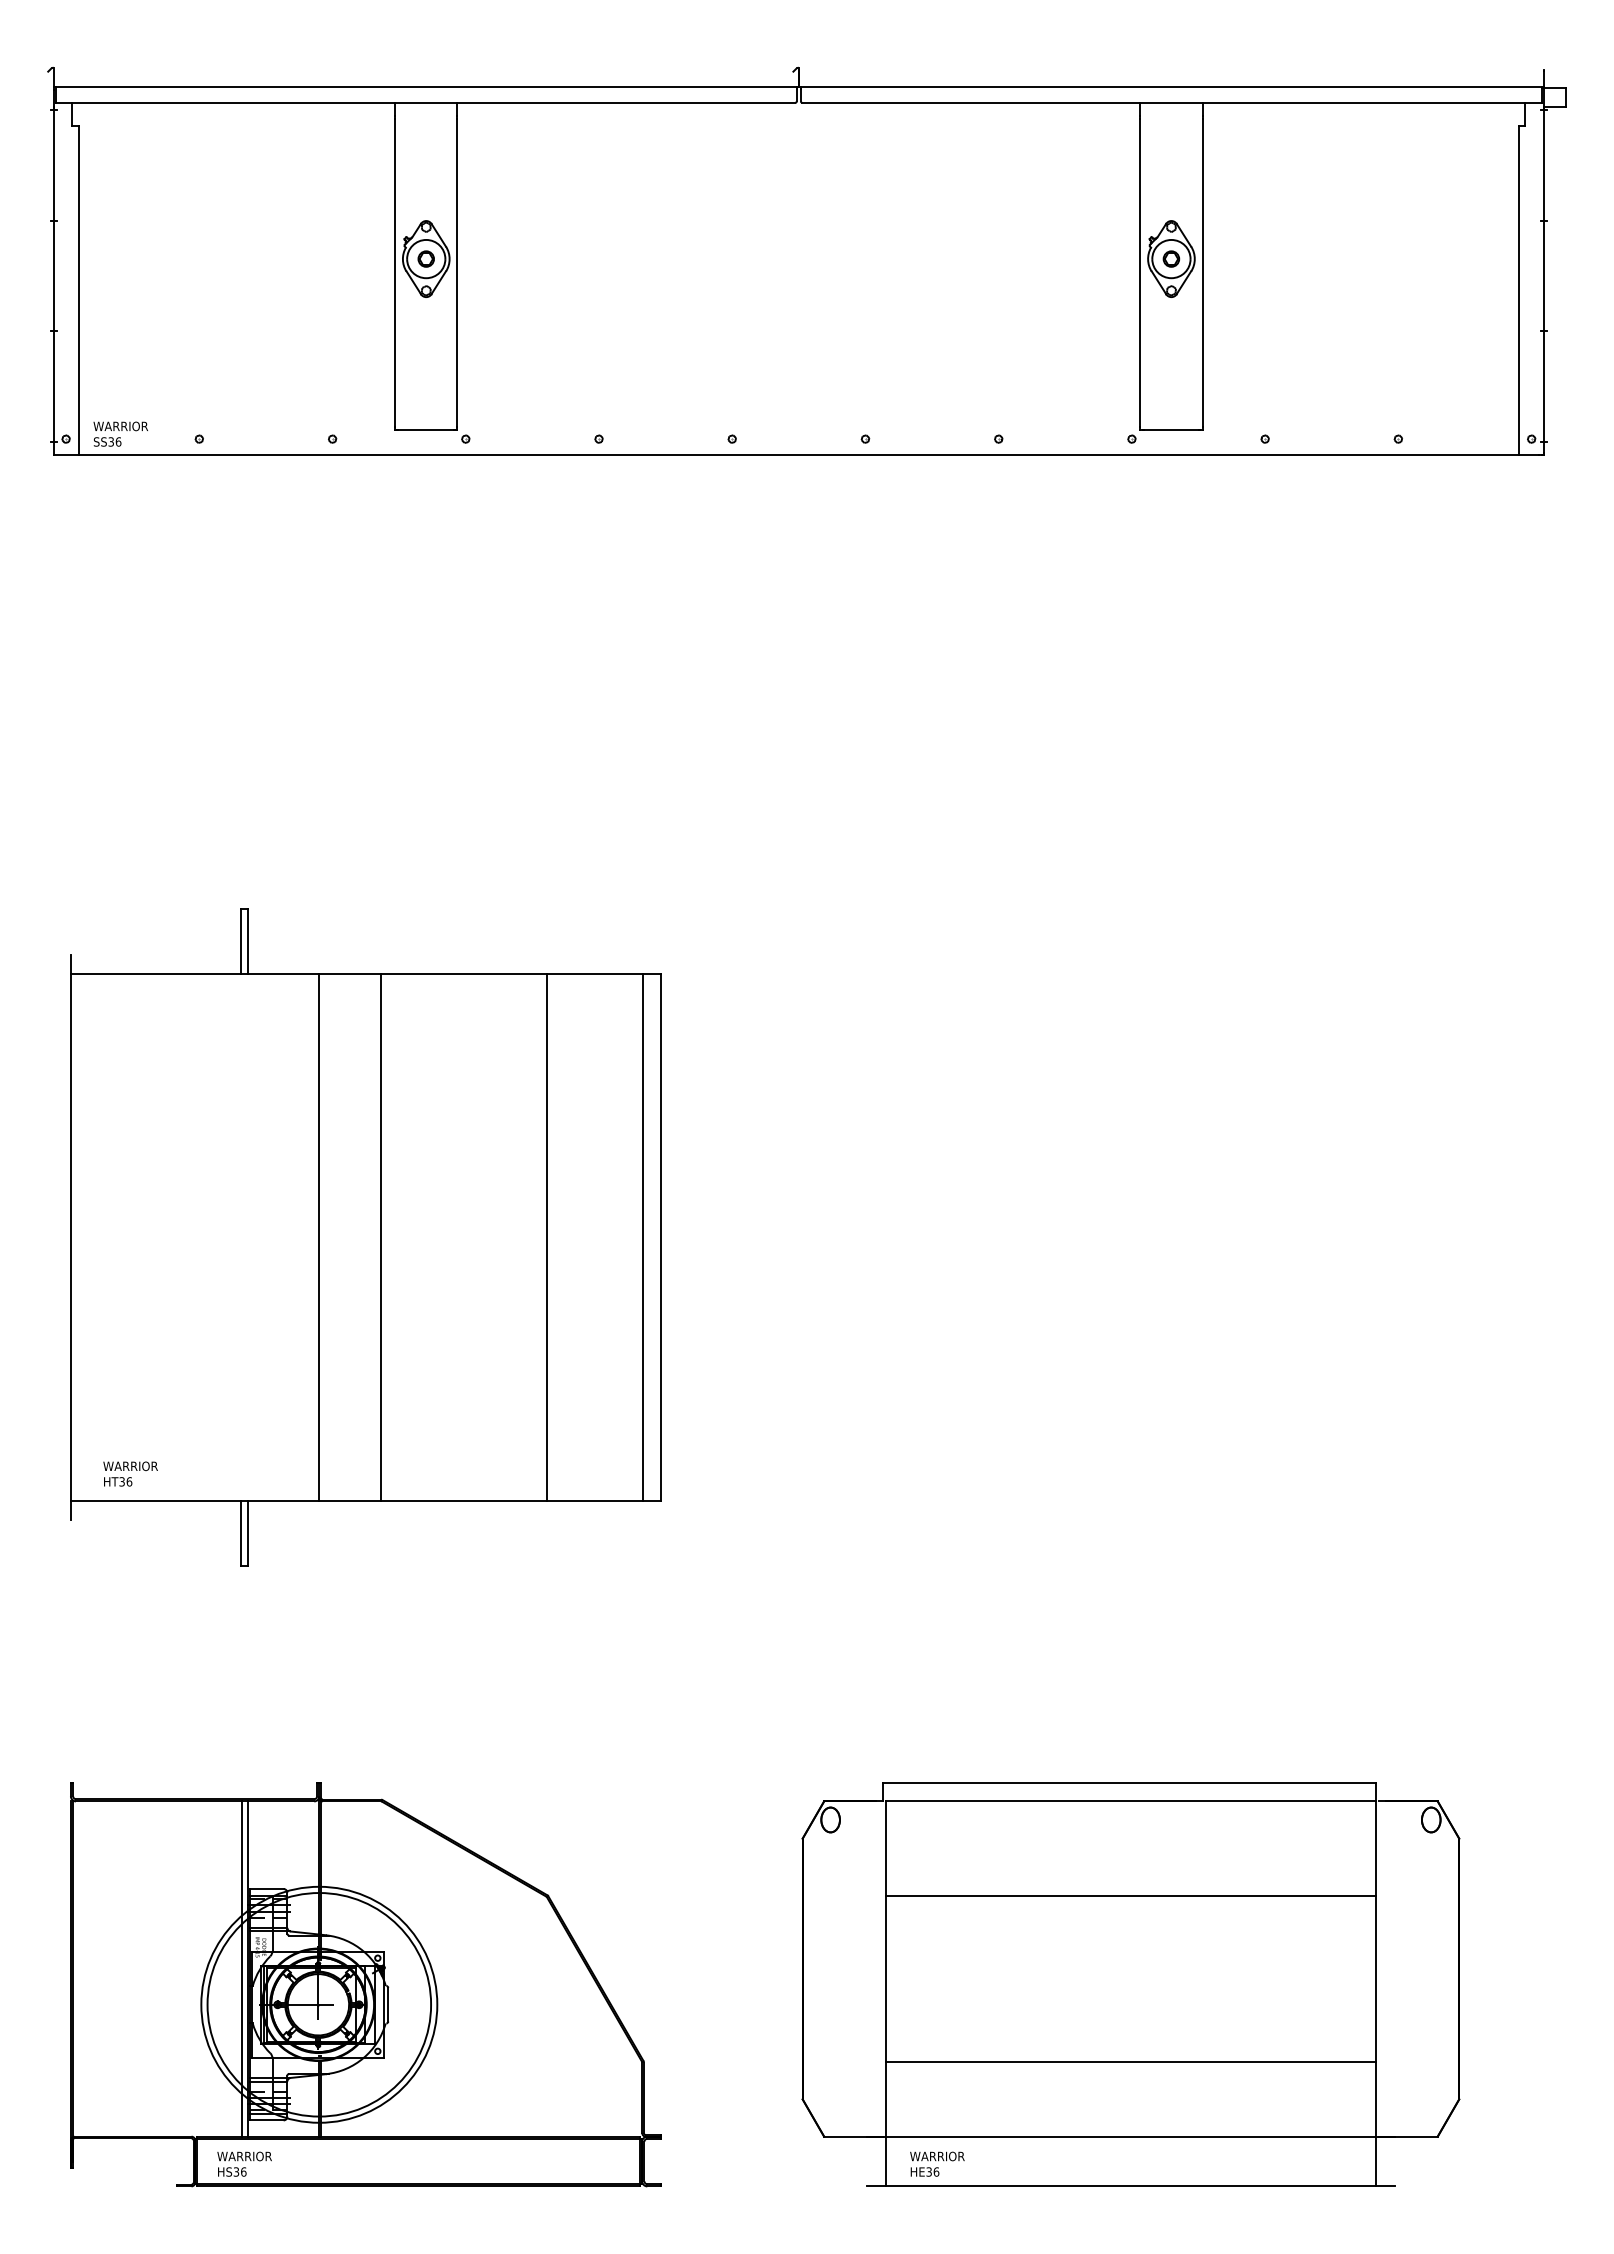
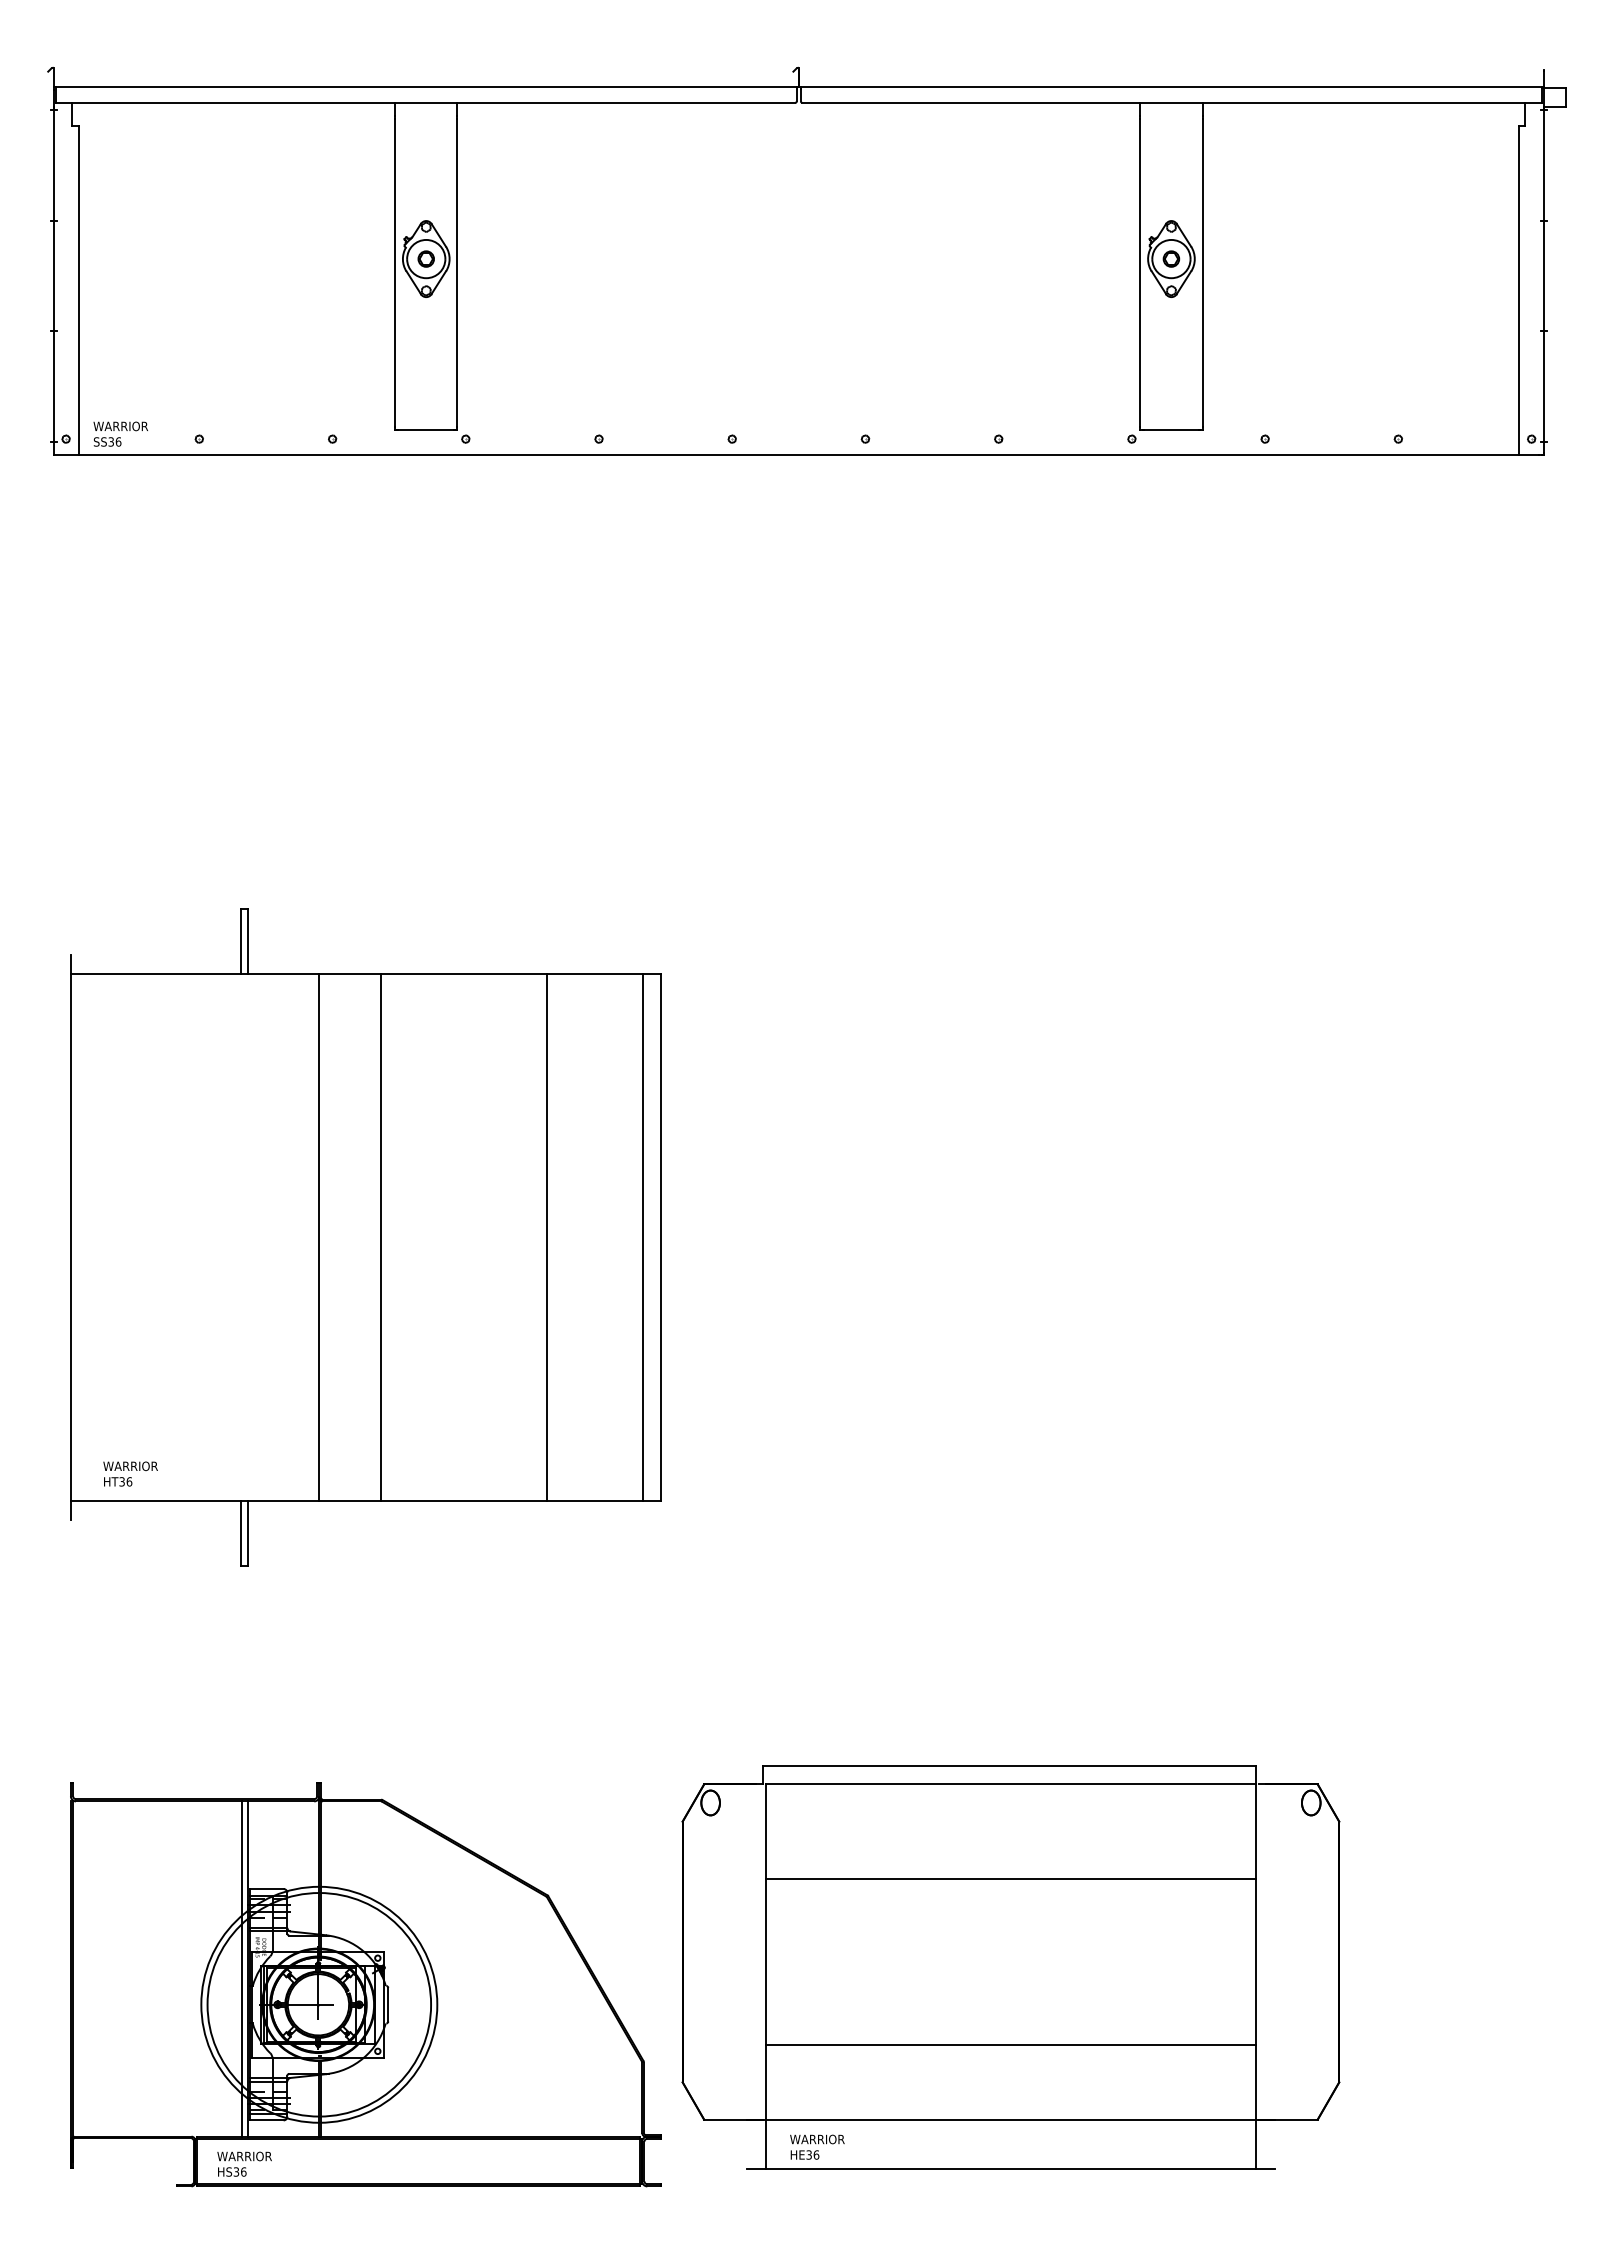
part position: (1130, 1984) -> (1010, 1967) (1010, 1967)
